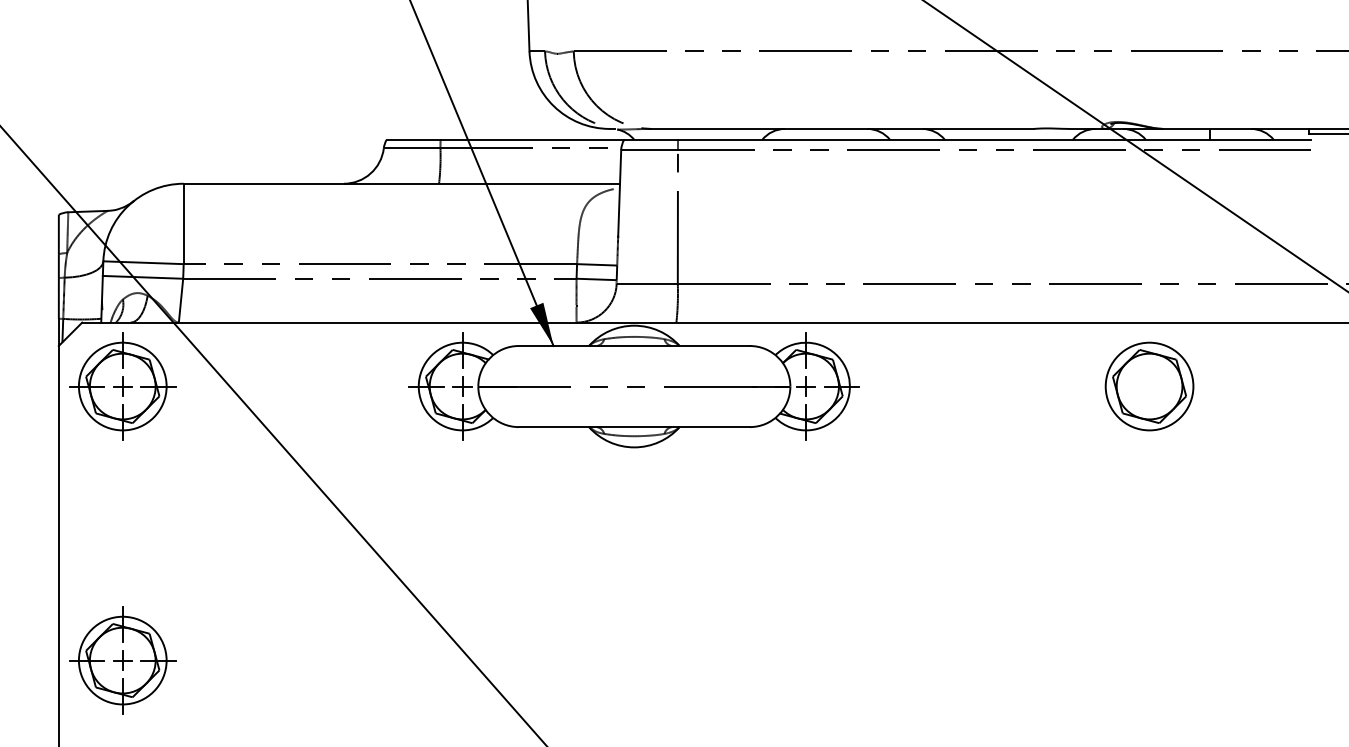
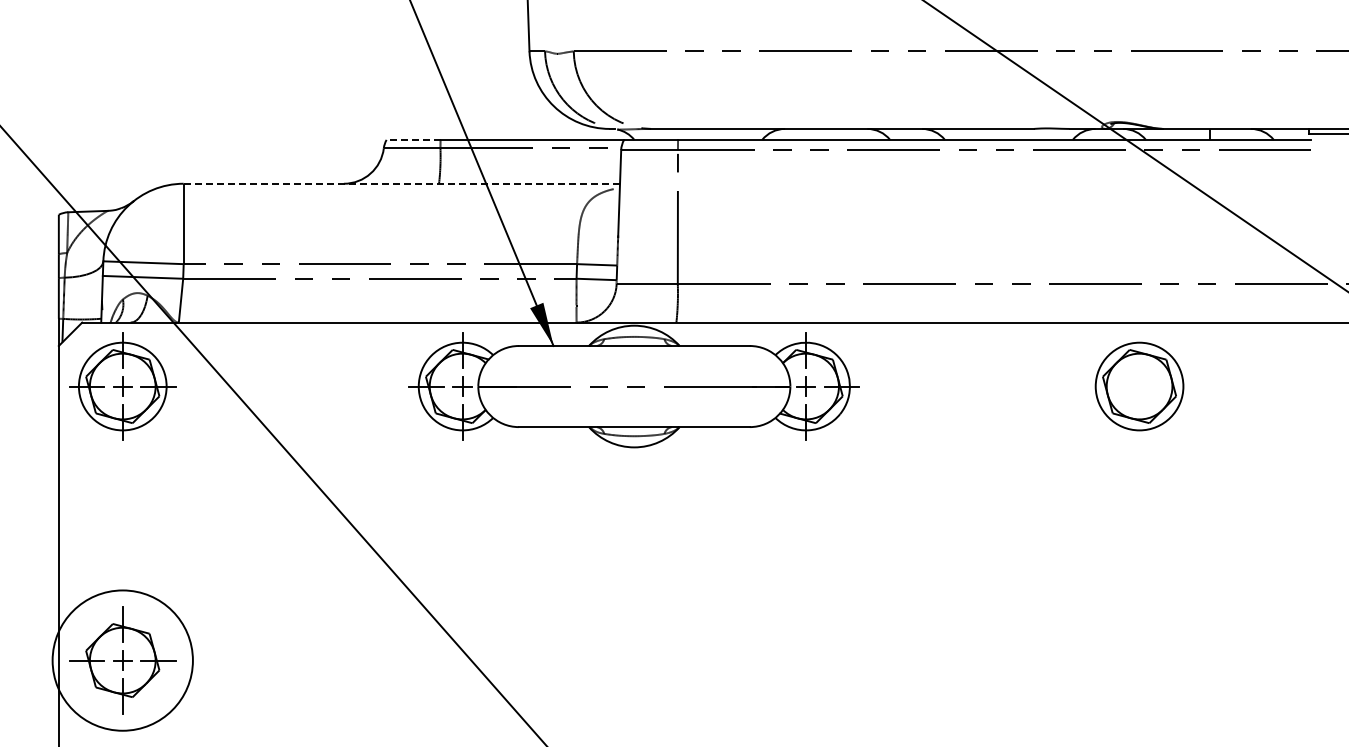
line: solid -> dashed (413, 139)
line: solid -> dashed (402, 183)
part position: (1149, 386) -> (1139, 386) (1139, 386)
circle diameter: 88 px -> 140 px (122, 660)
